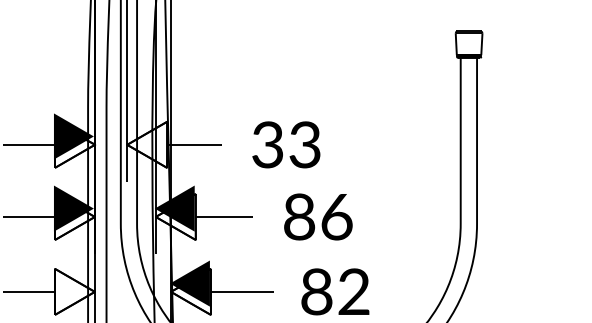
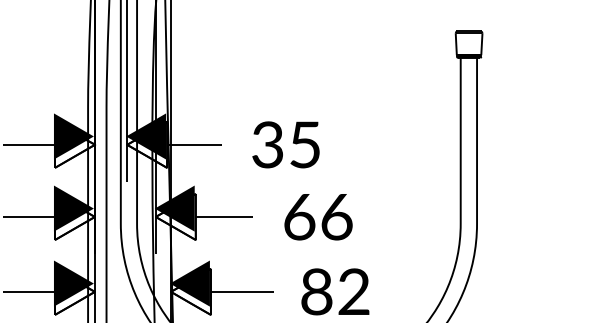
fill: none -> present (146, 136)
text: 33 -> 35 (304, 144)
text: 86 -> 66 (299, 216)
fill: none -> present (73, 283)
